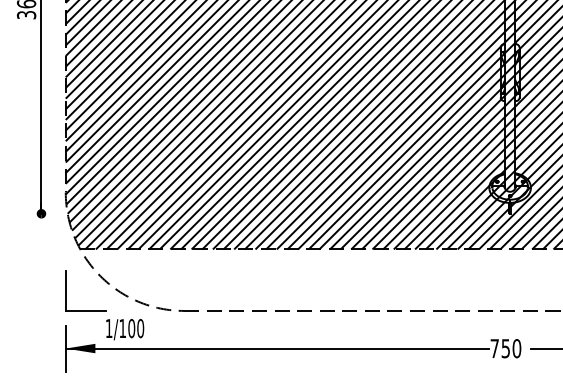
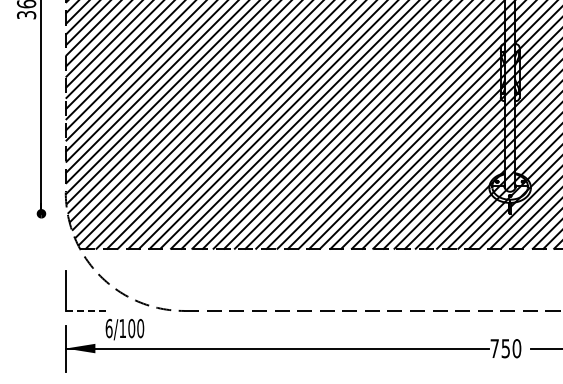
line: solid -> dashed (85, 310)
text: 1/100 -> 6/100 (108, 328)
